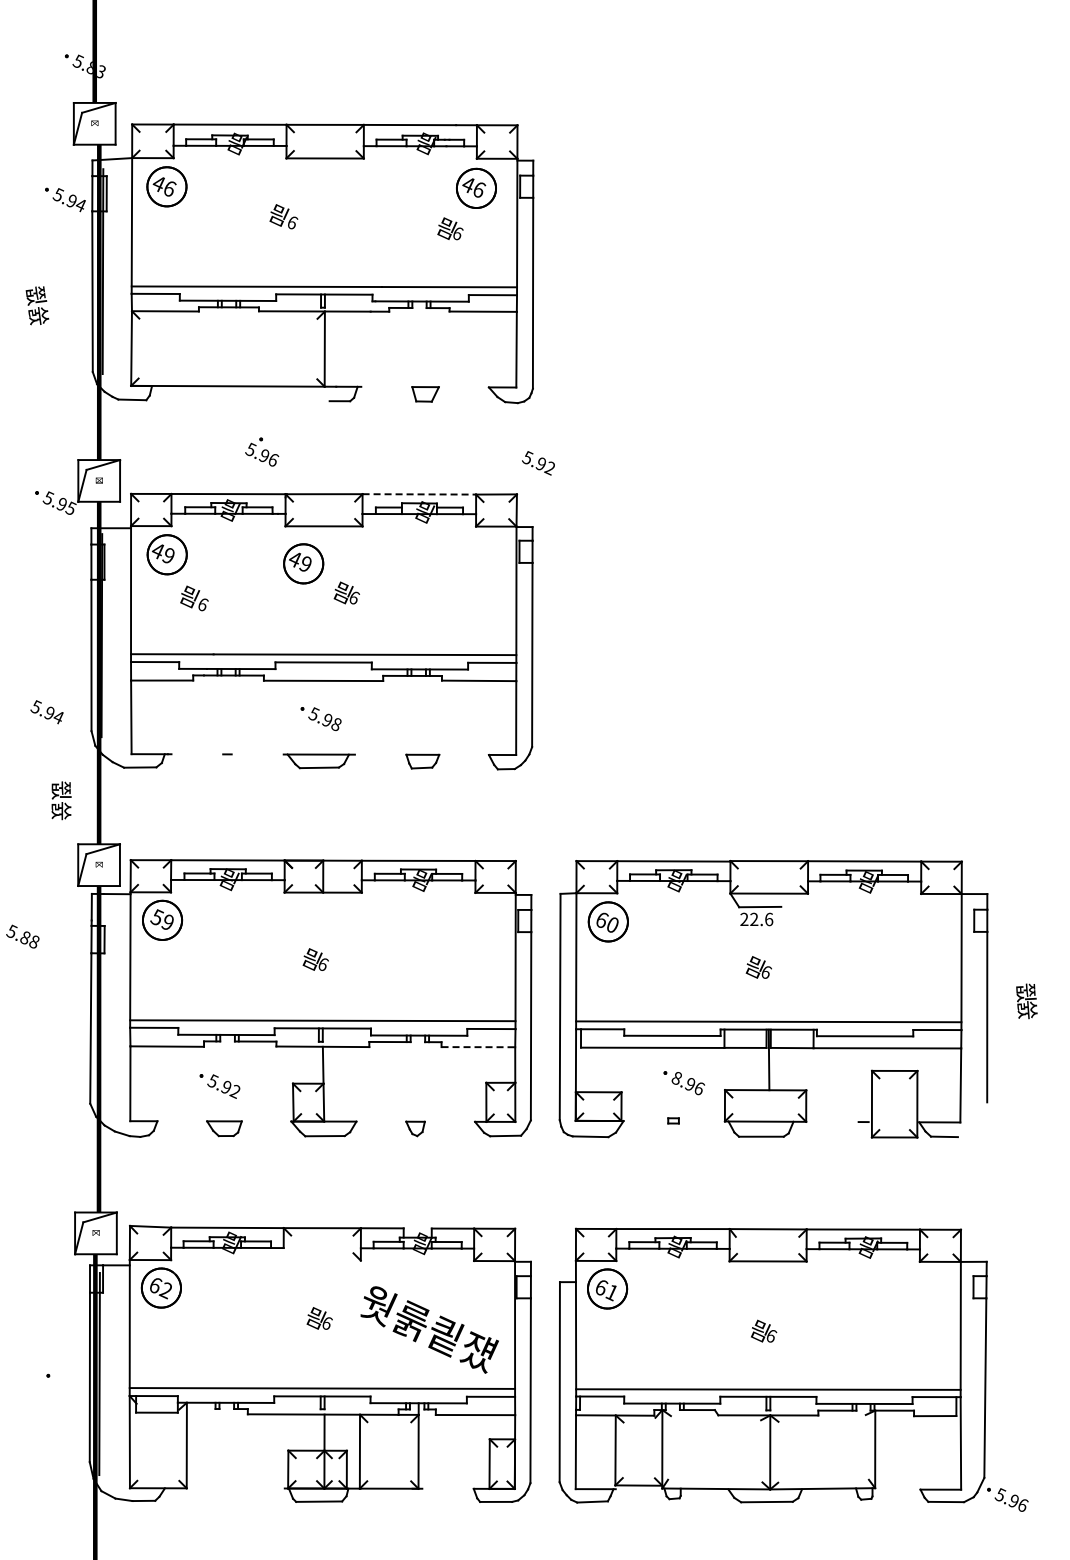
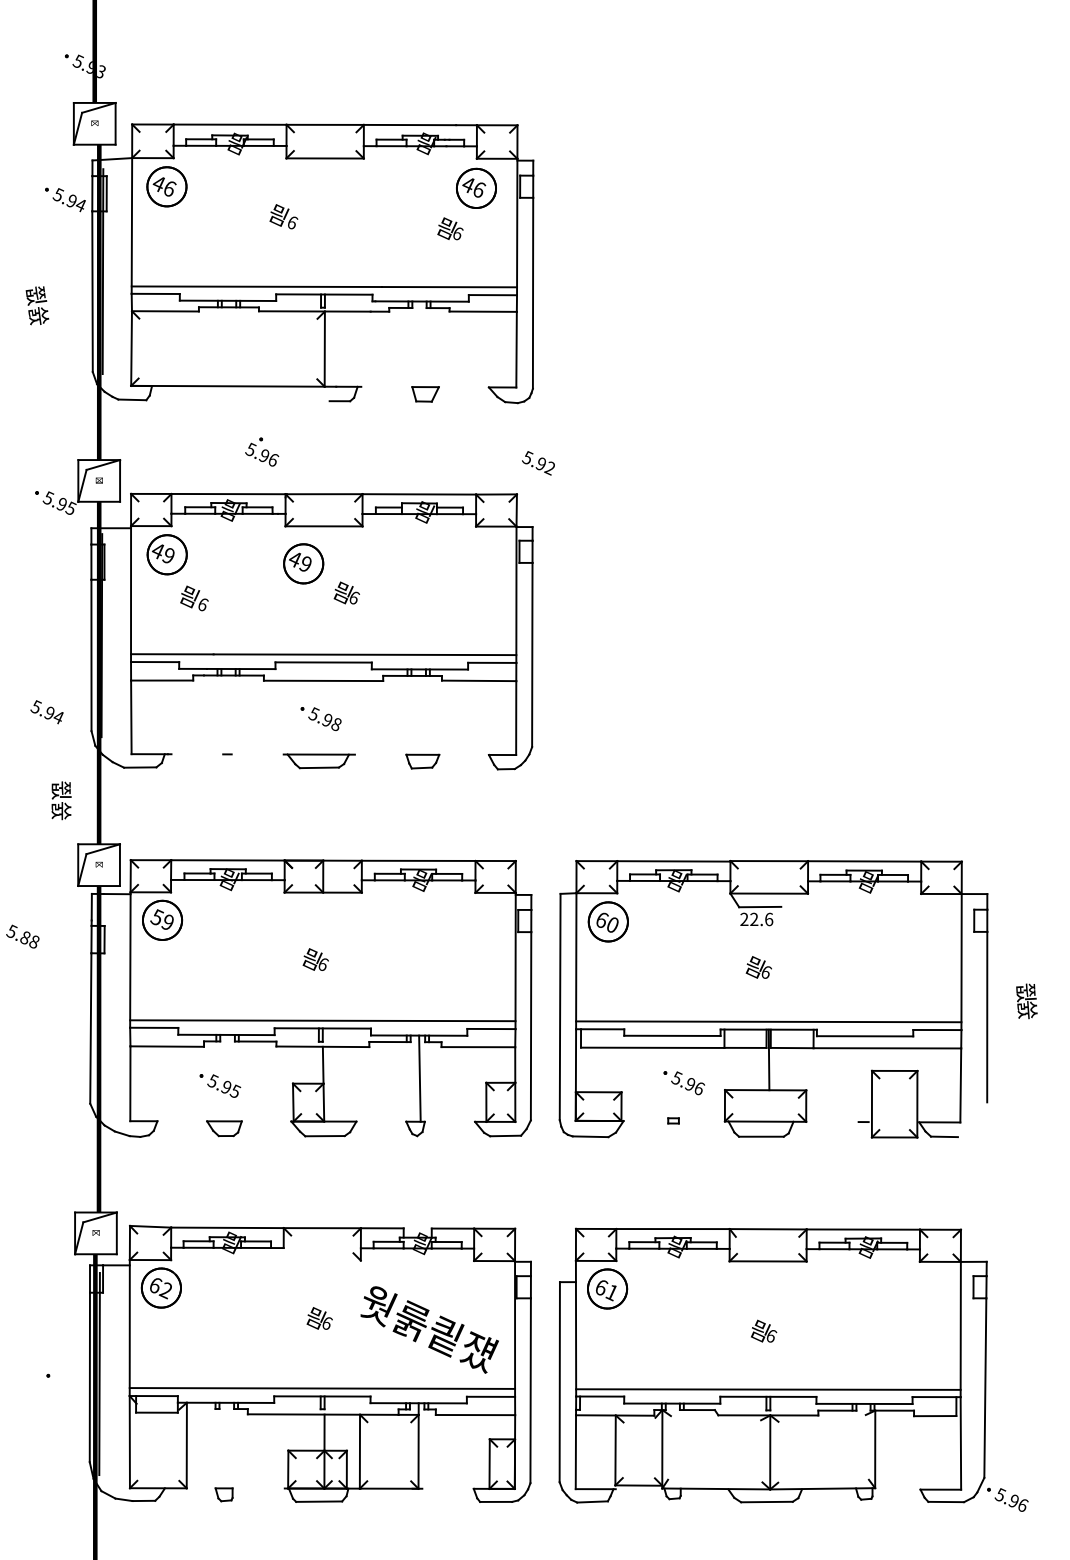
text: 5.83 -> 5.93 (89, 67)
line: dashed -> solid (419, 494)
line: dashed -> solid (478, 1047)
text: 8.96 -> 5.96 (676, 1077)
line: none -> present (419, 1078)
text: 5.92 -> 5.95 (235, 1091)
part: none -> present (223, 1494)
